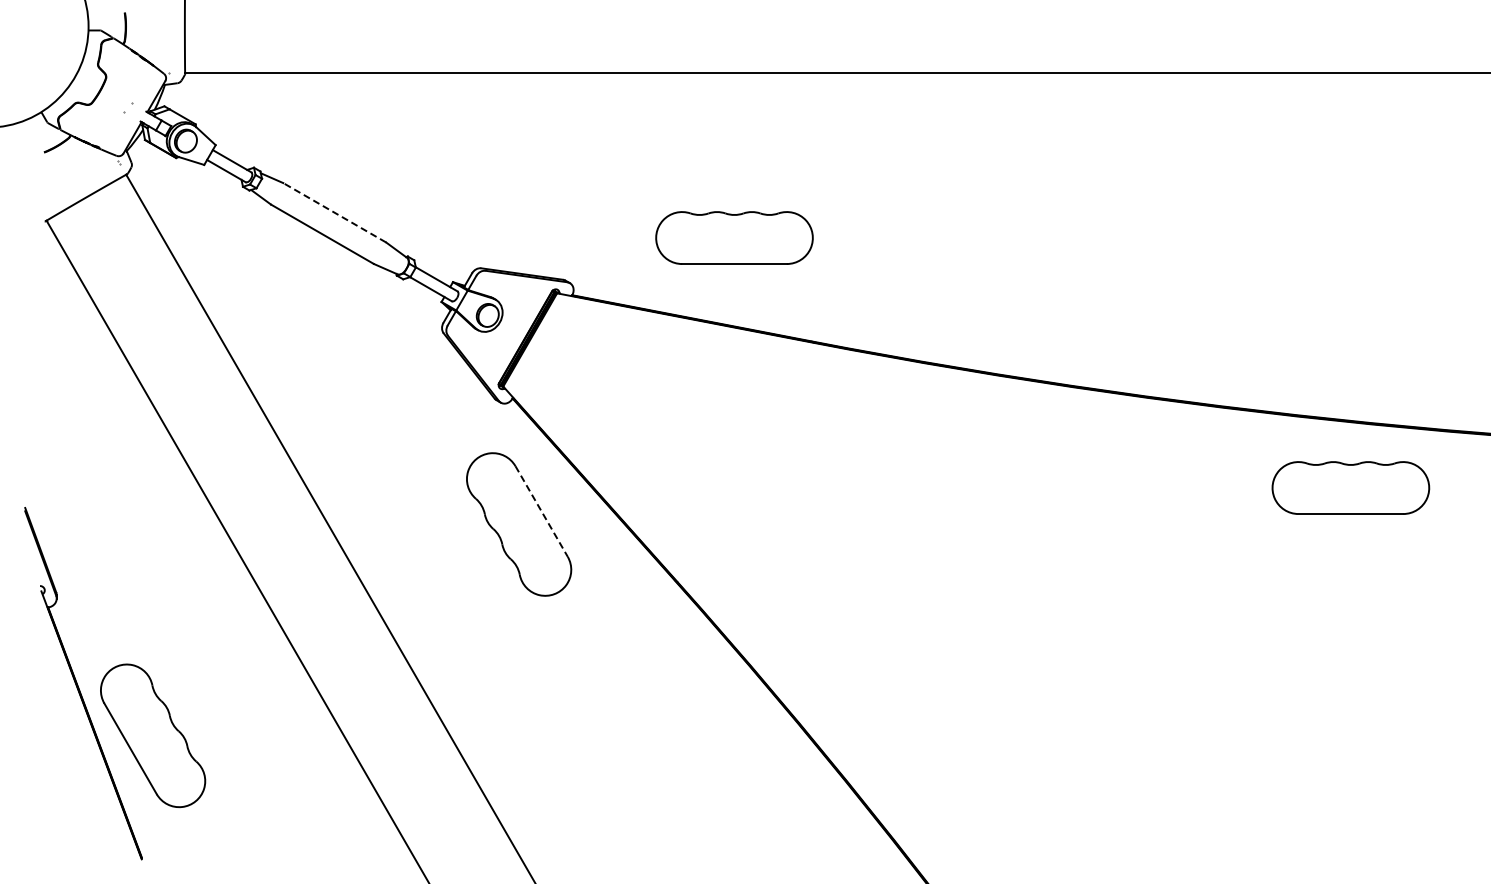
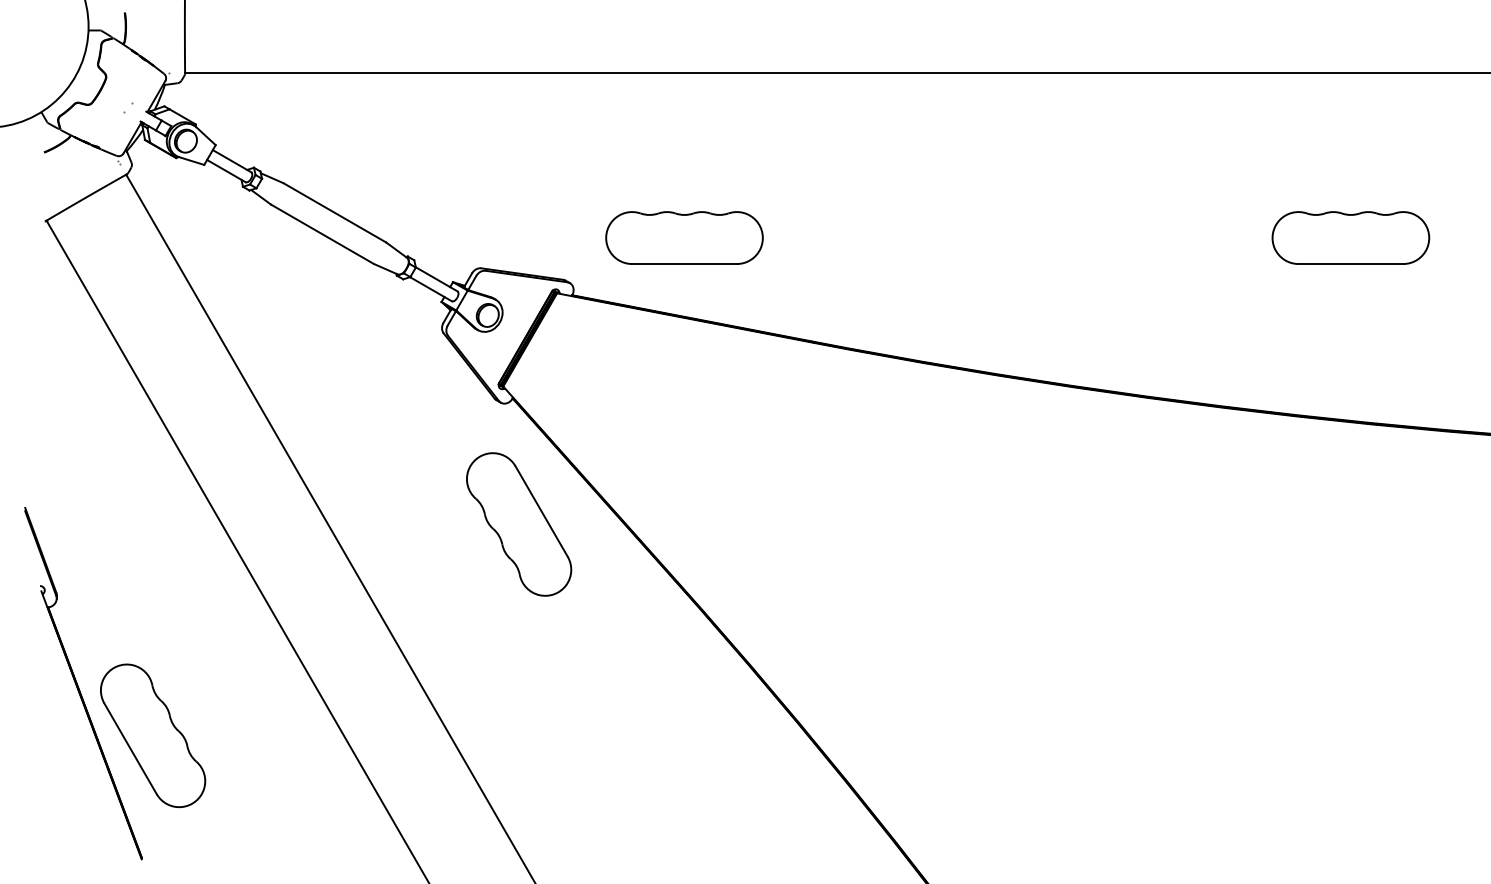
line: dashed -> solid (334, 212)
part position: (734, 237) -> (684, 237) (684, 237)
part position: (1350, 487) -> (1350, 237) (1350, 237)
line: dashed -> solid (541, 511)
